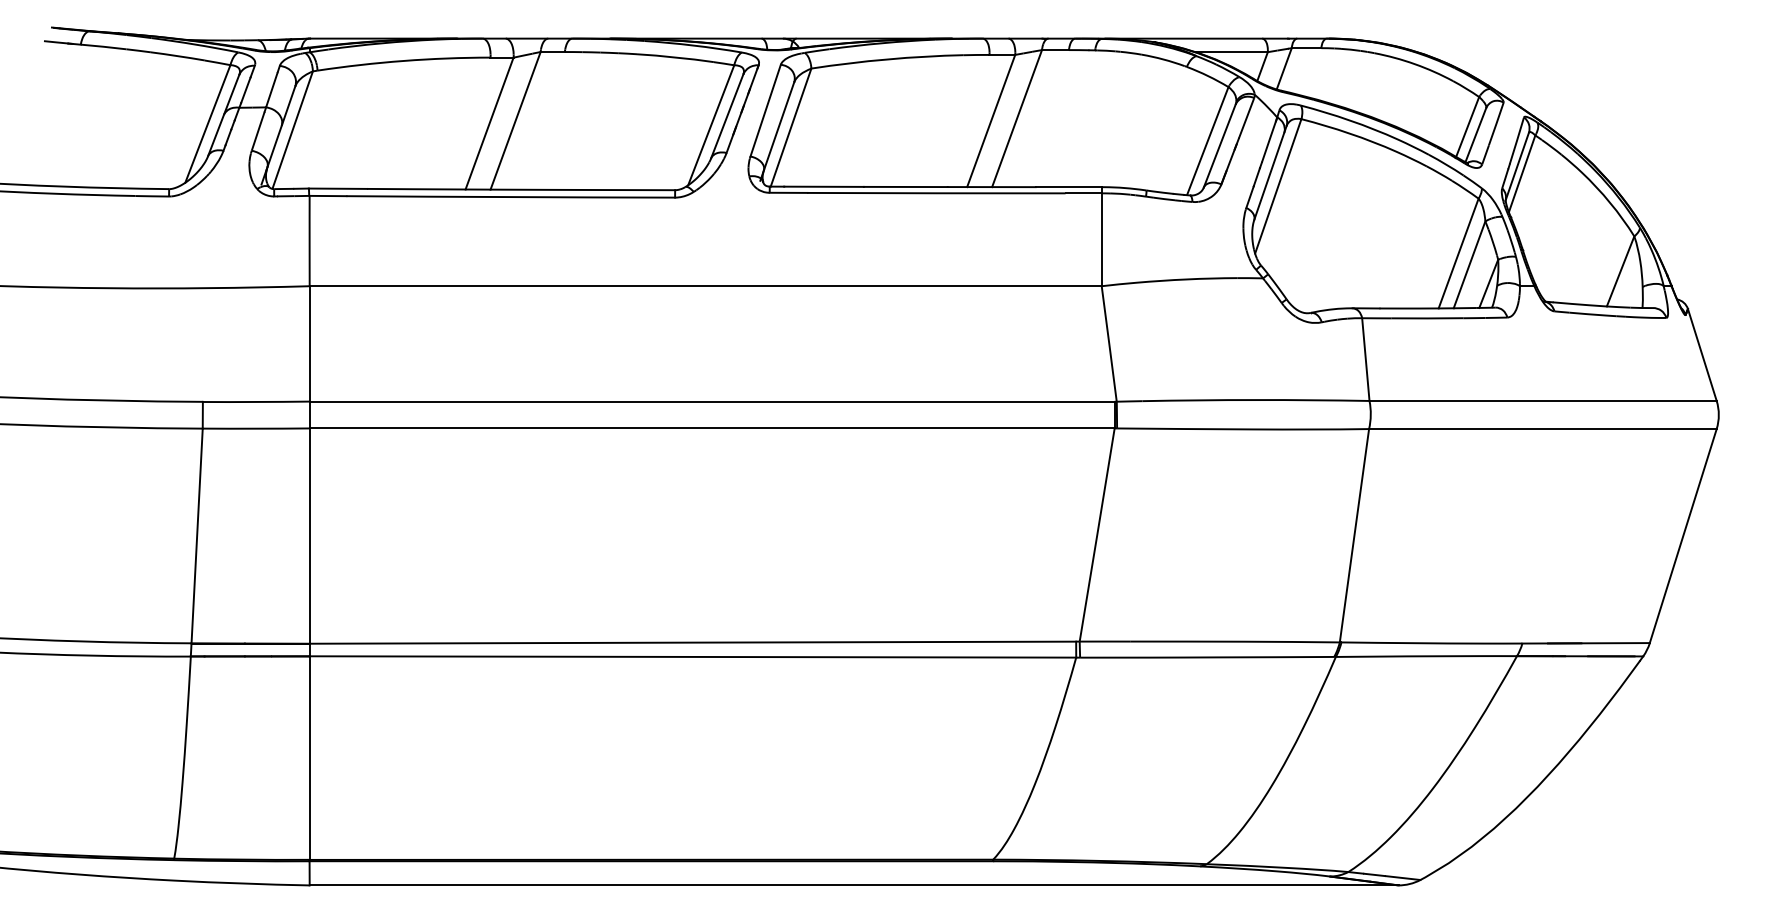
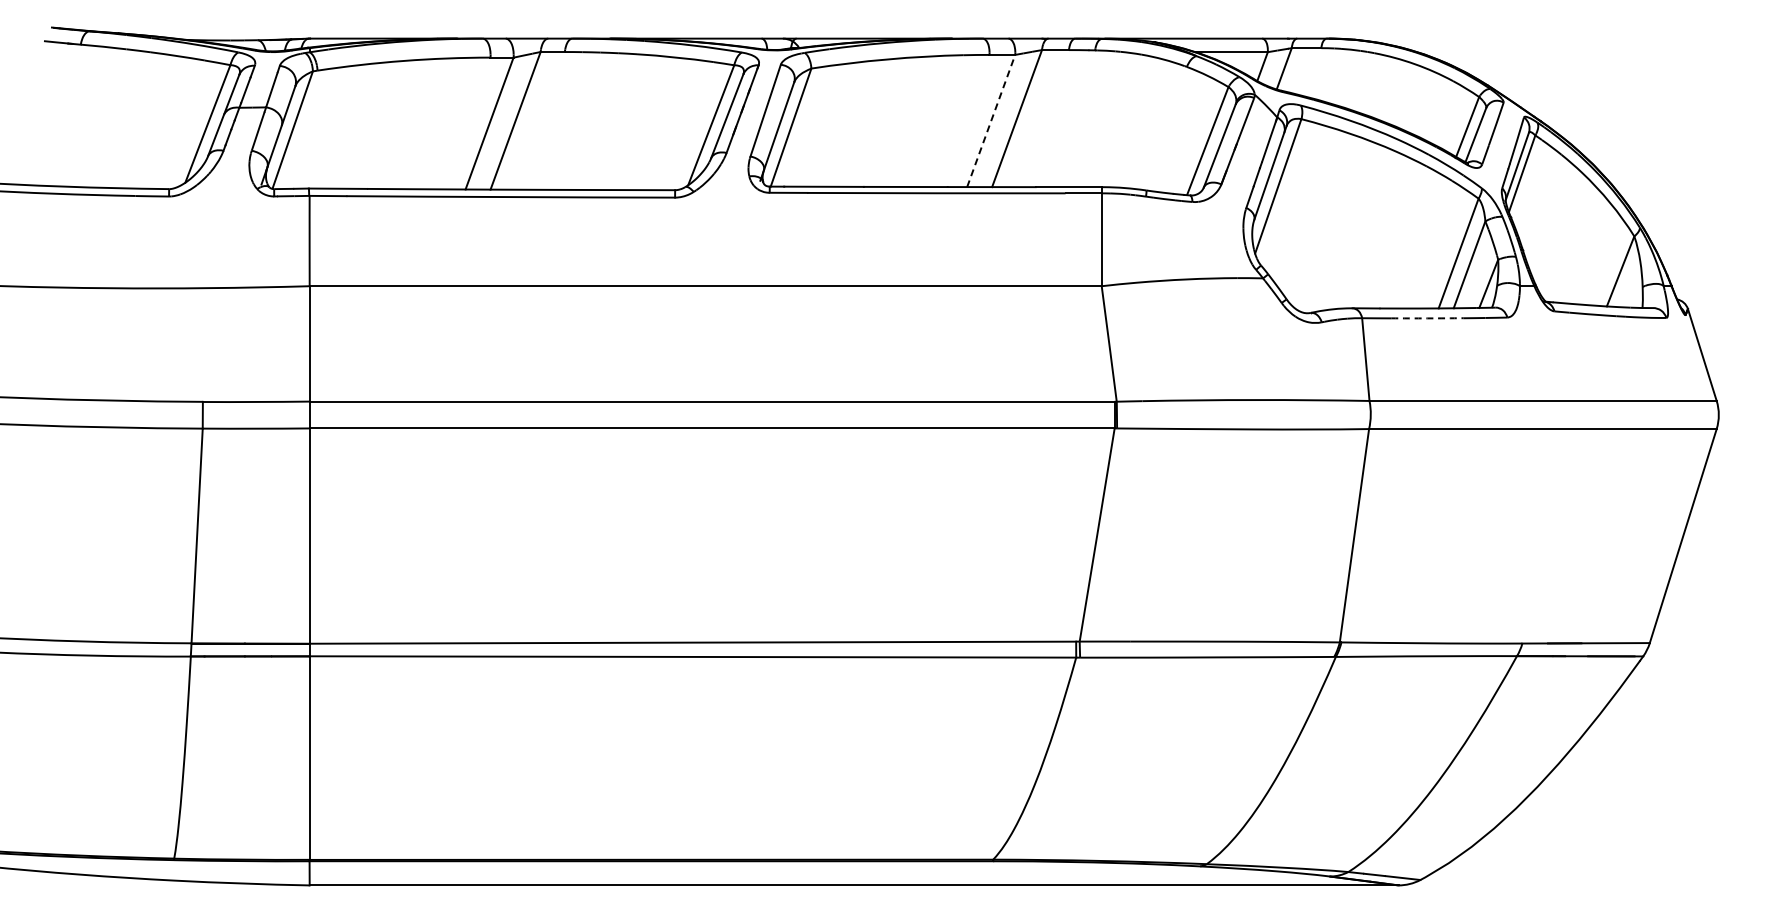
line: solid -> dashed (991, 120)
arc: solid -> dashed (1427, 318)
